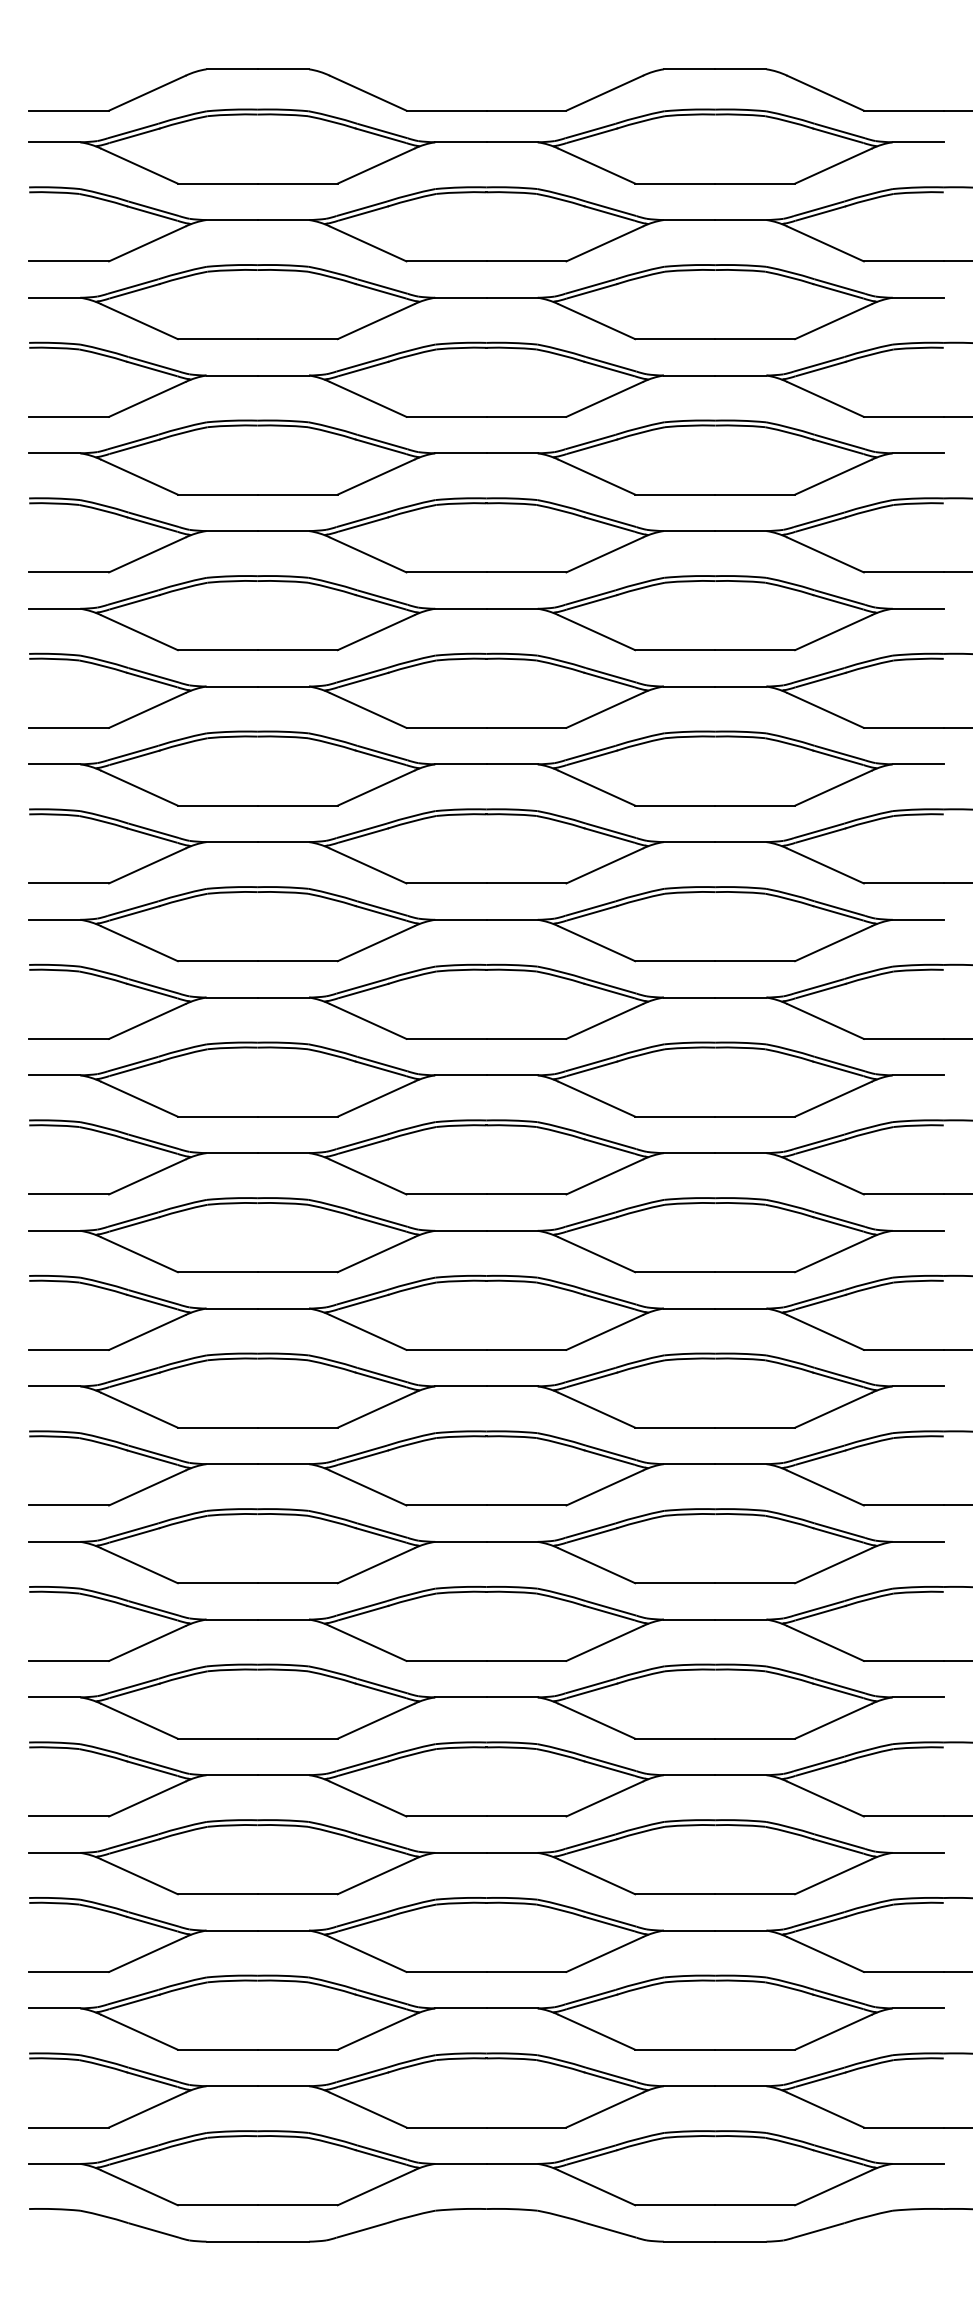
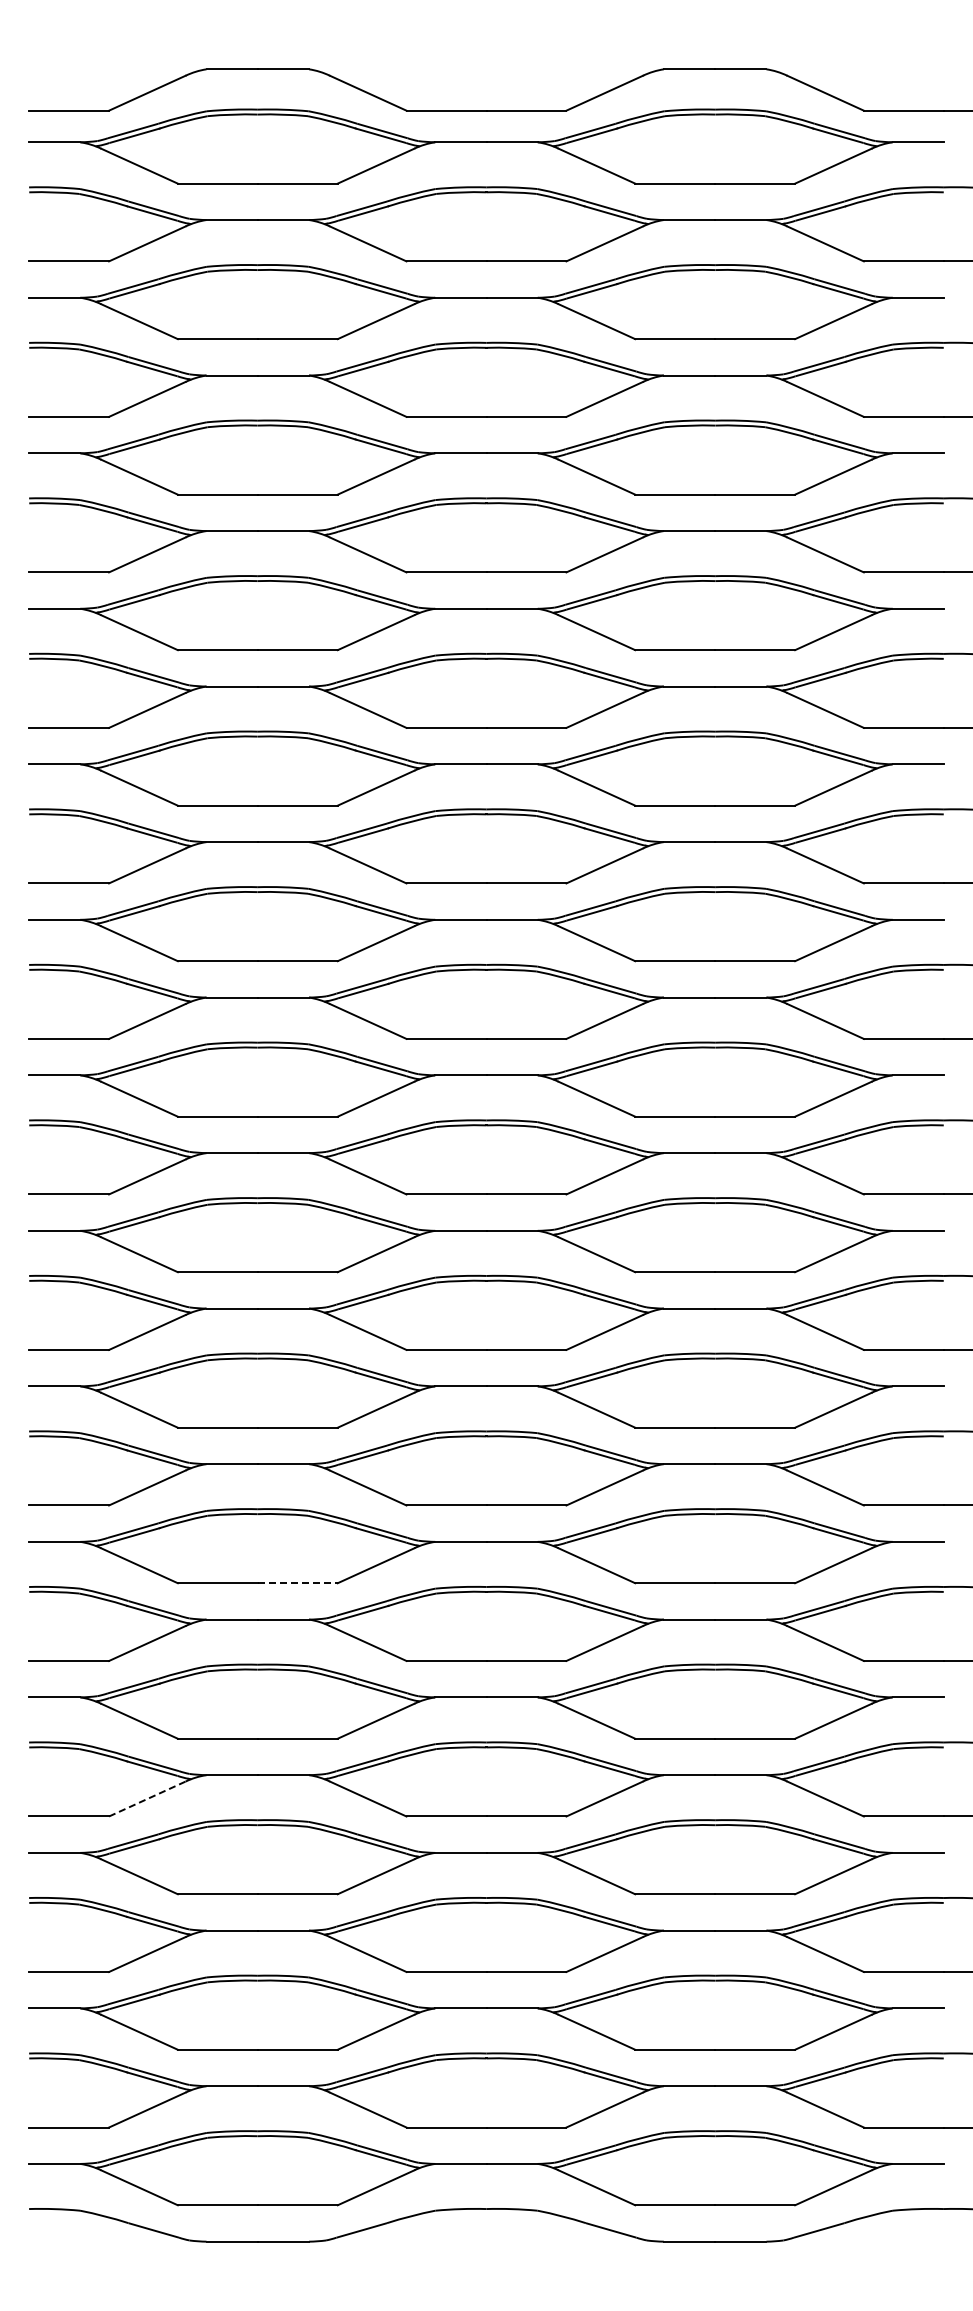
line: solid -> dashed (297, 1583)
line: solid -> dashed (147, 1798)
